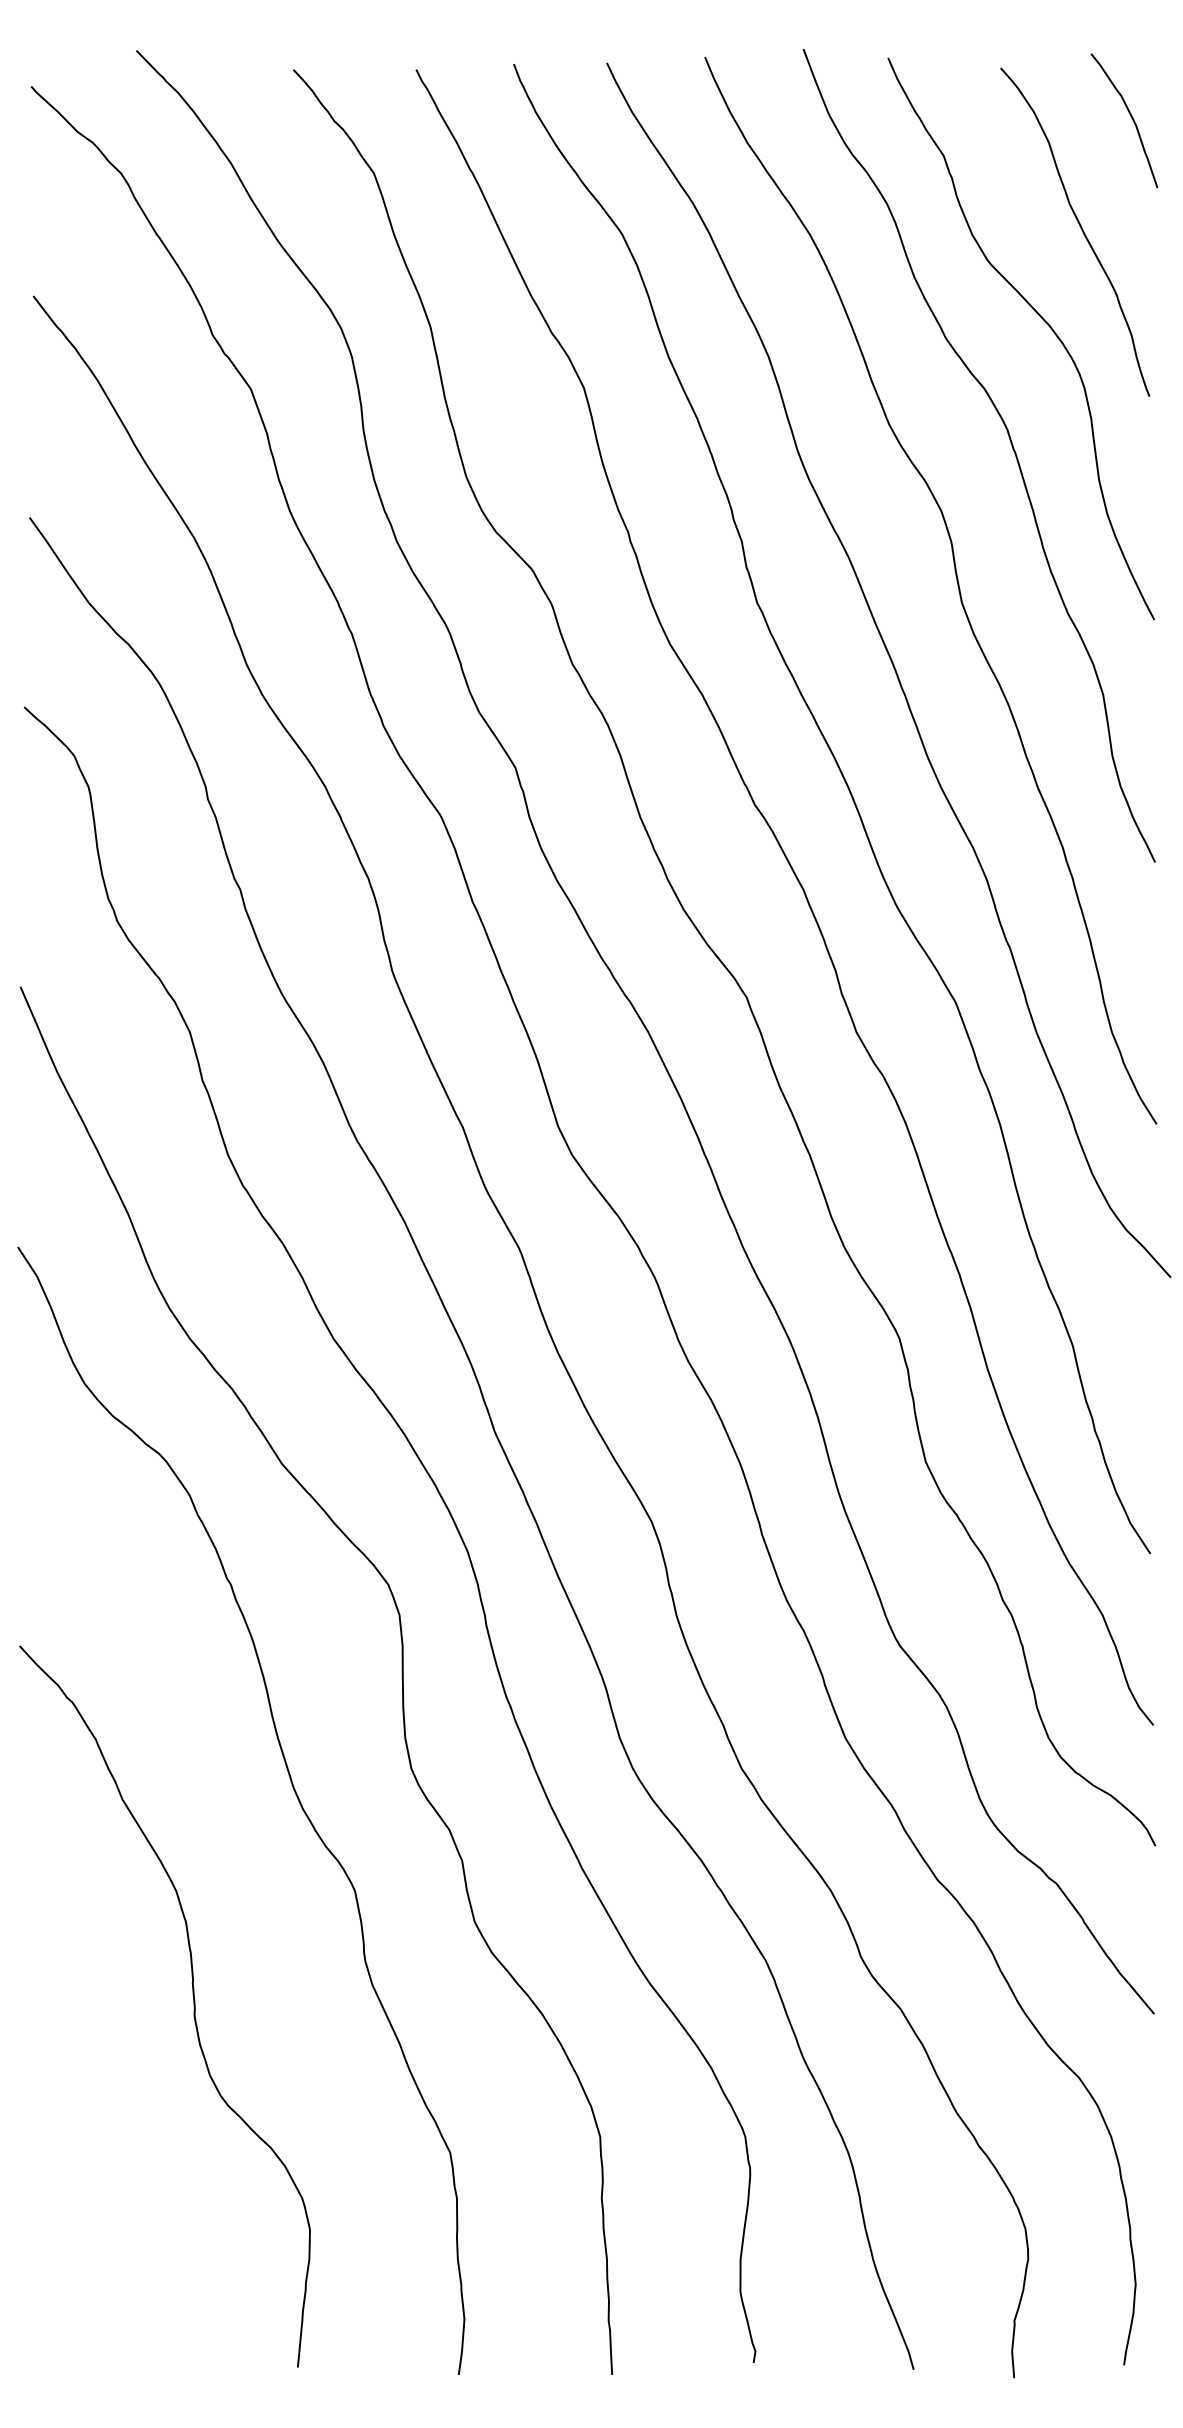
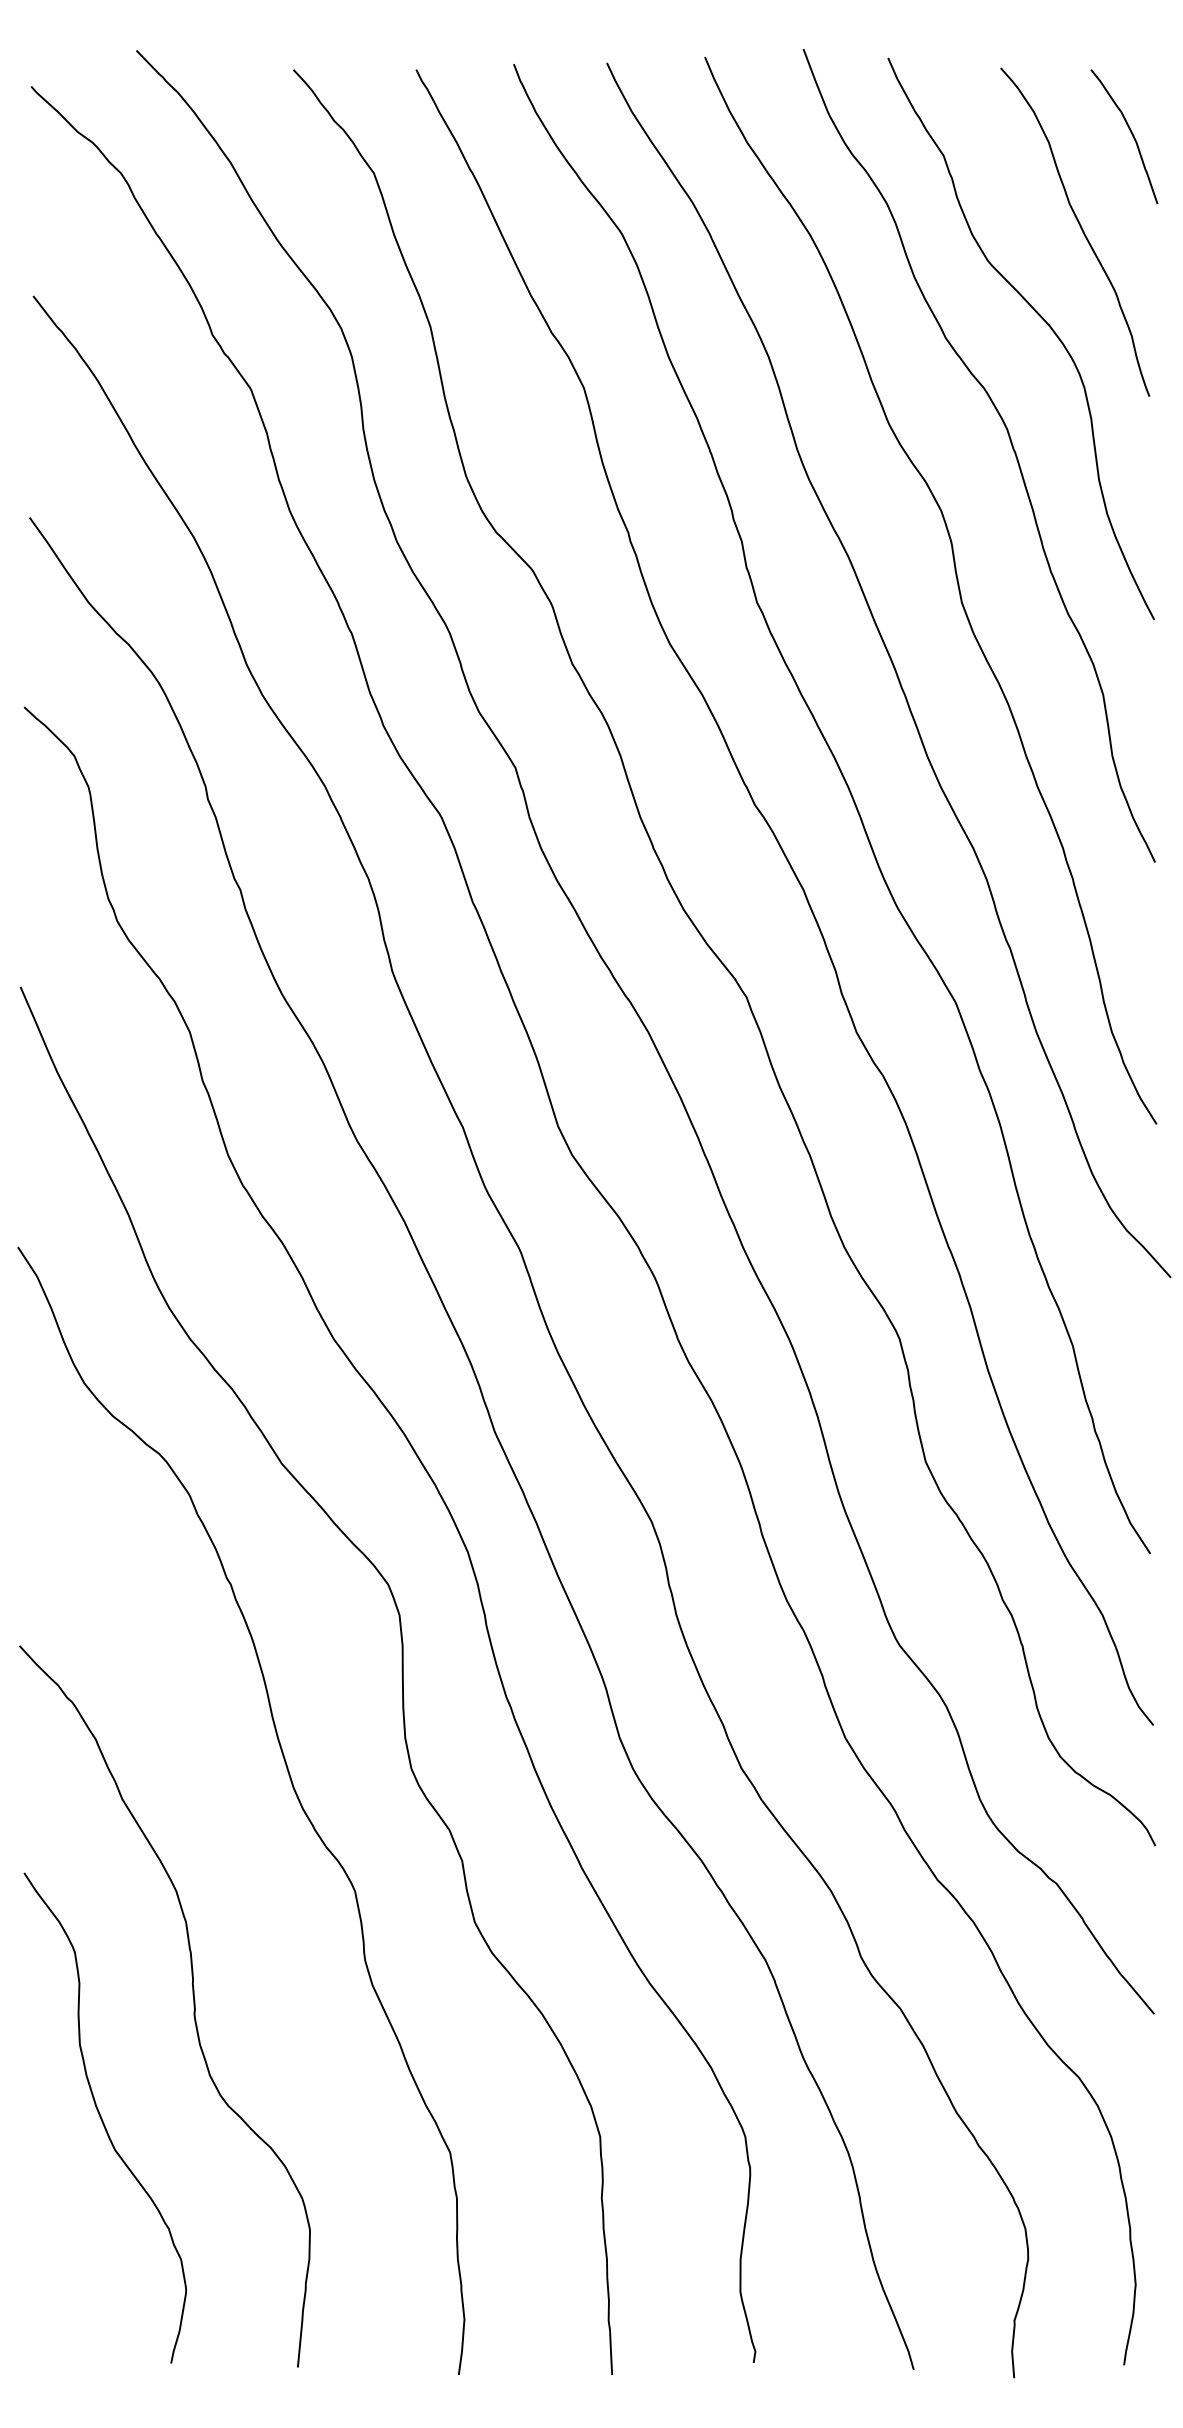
curve position: (1130, 116) -> (1130, 132) (1130, 132)
curve: none -> present (102, 2118)
